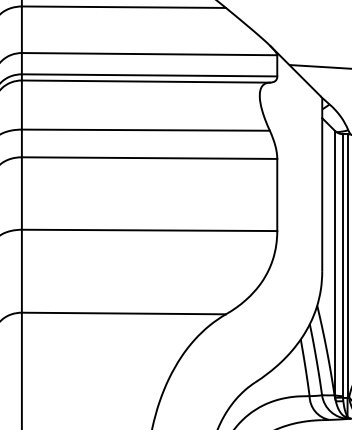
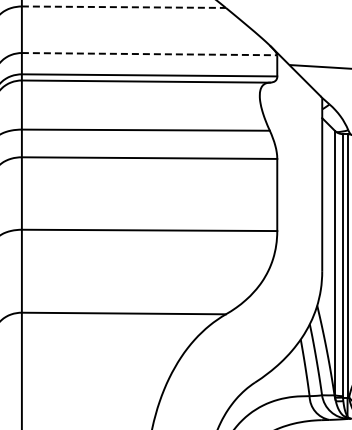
line: solid -> dashed (124, 7)
line: solid -> dashed (149, 54)
